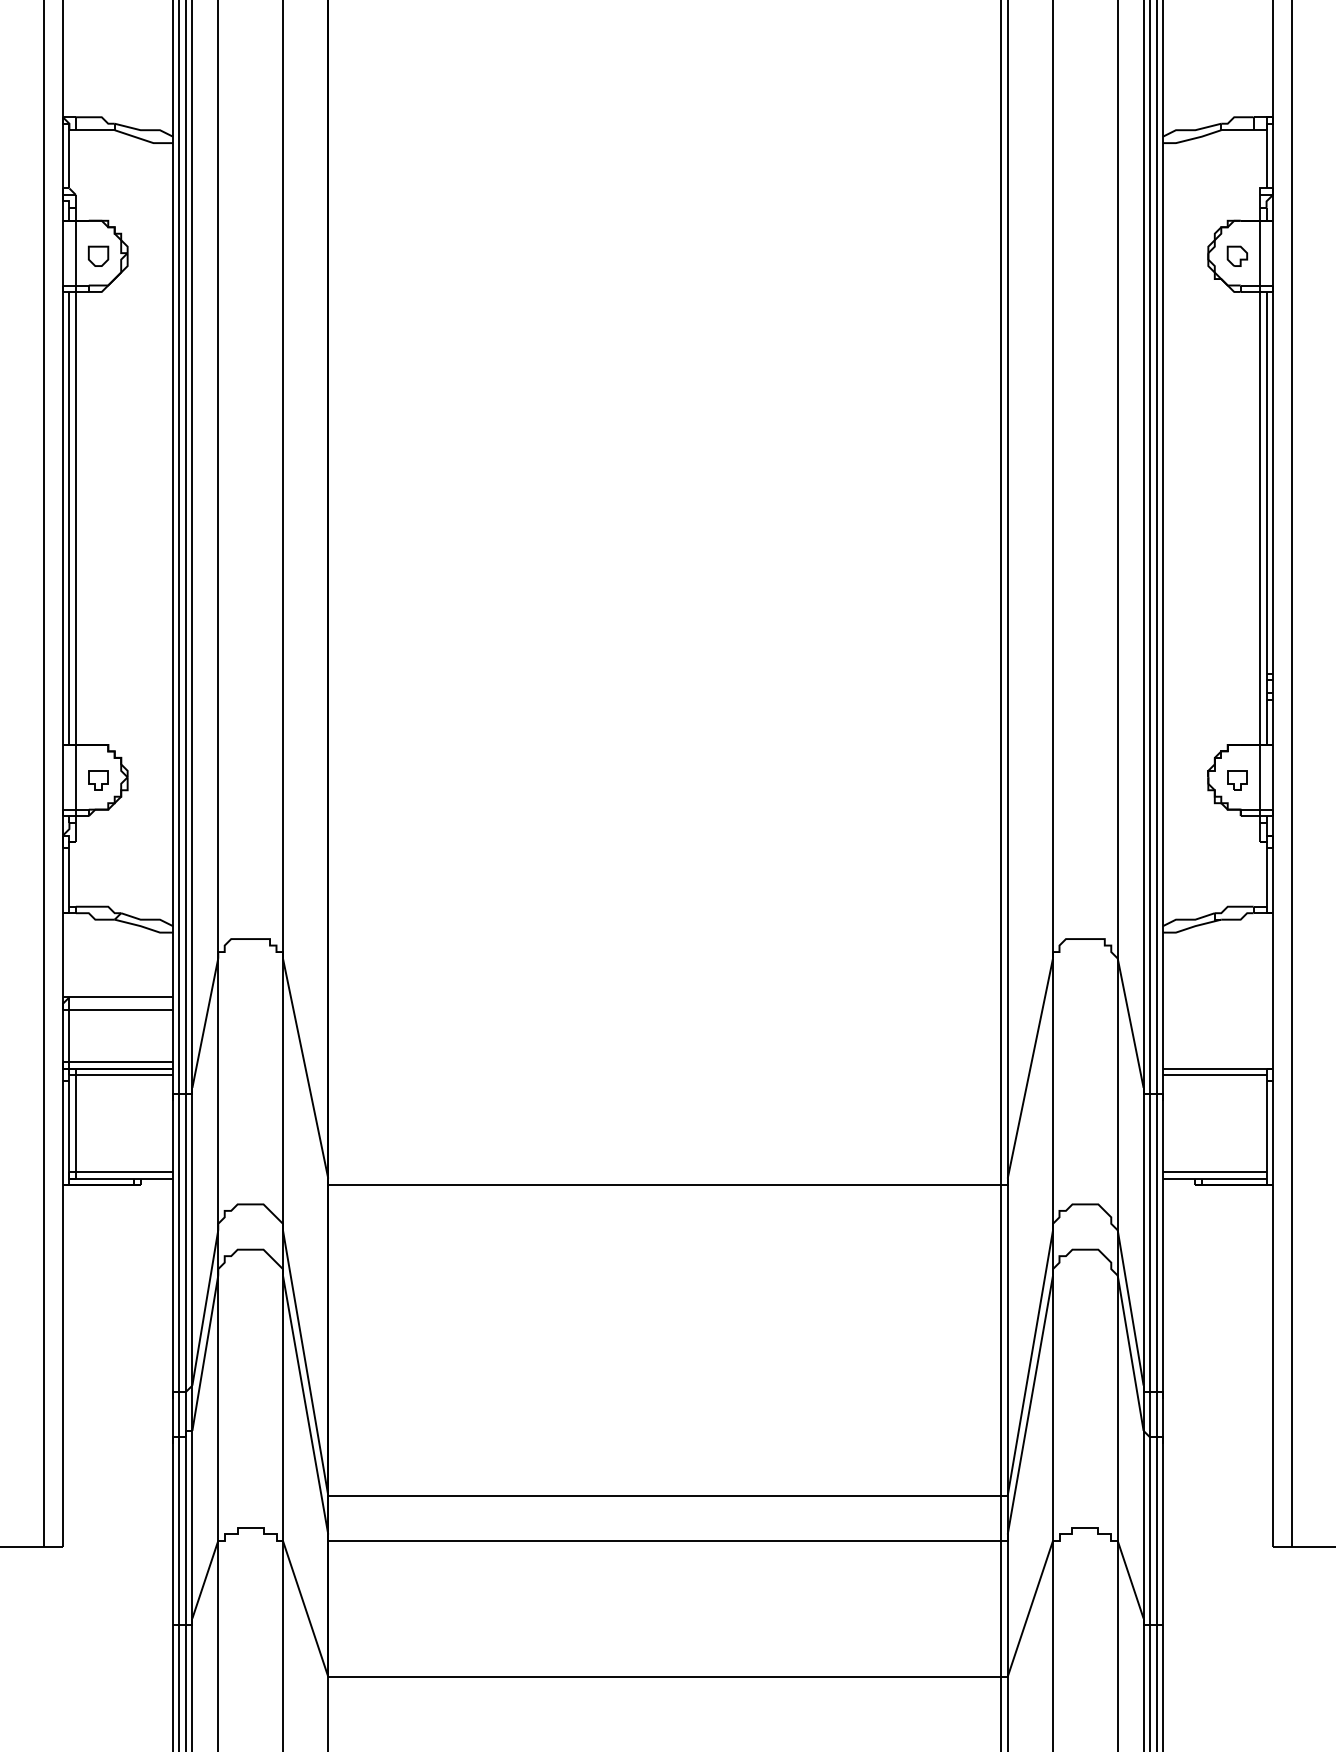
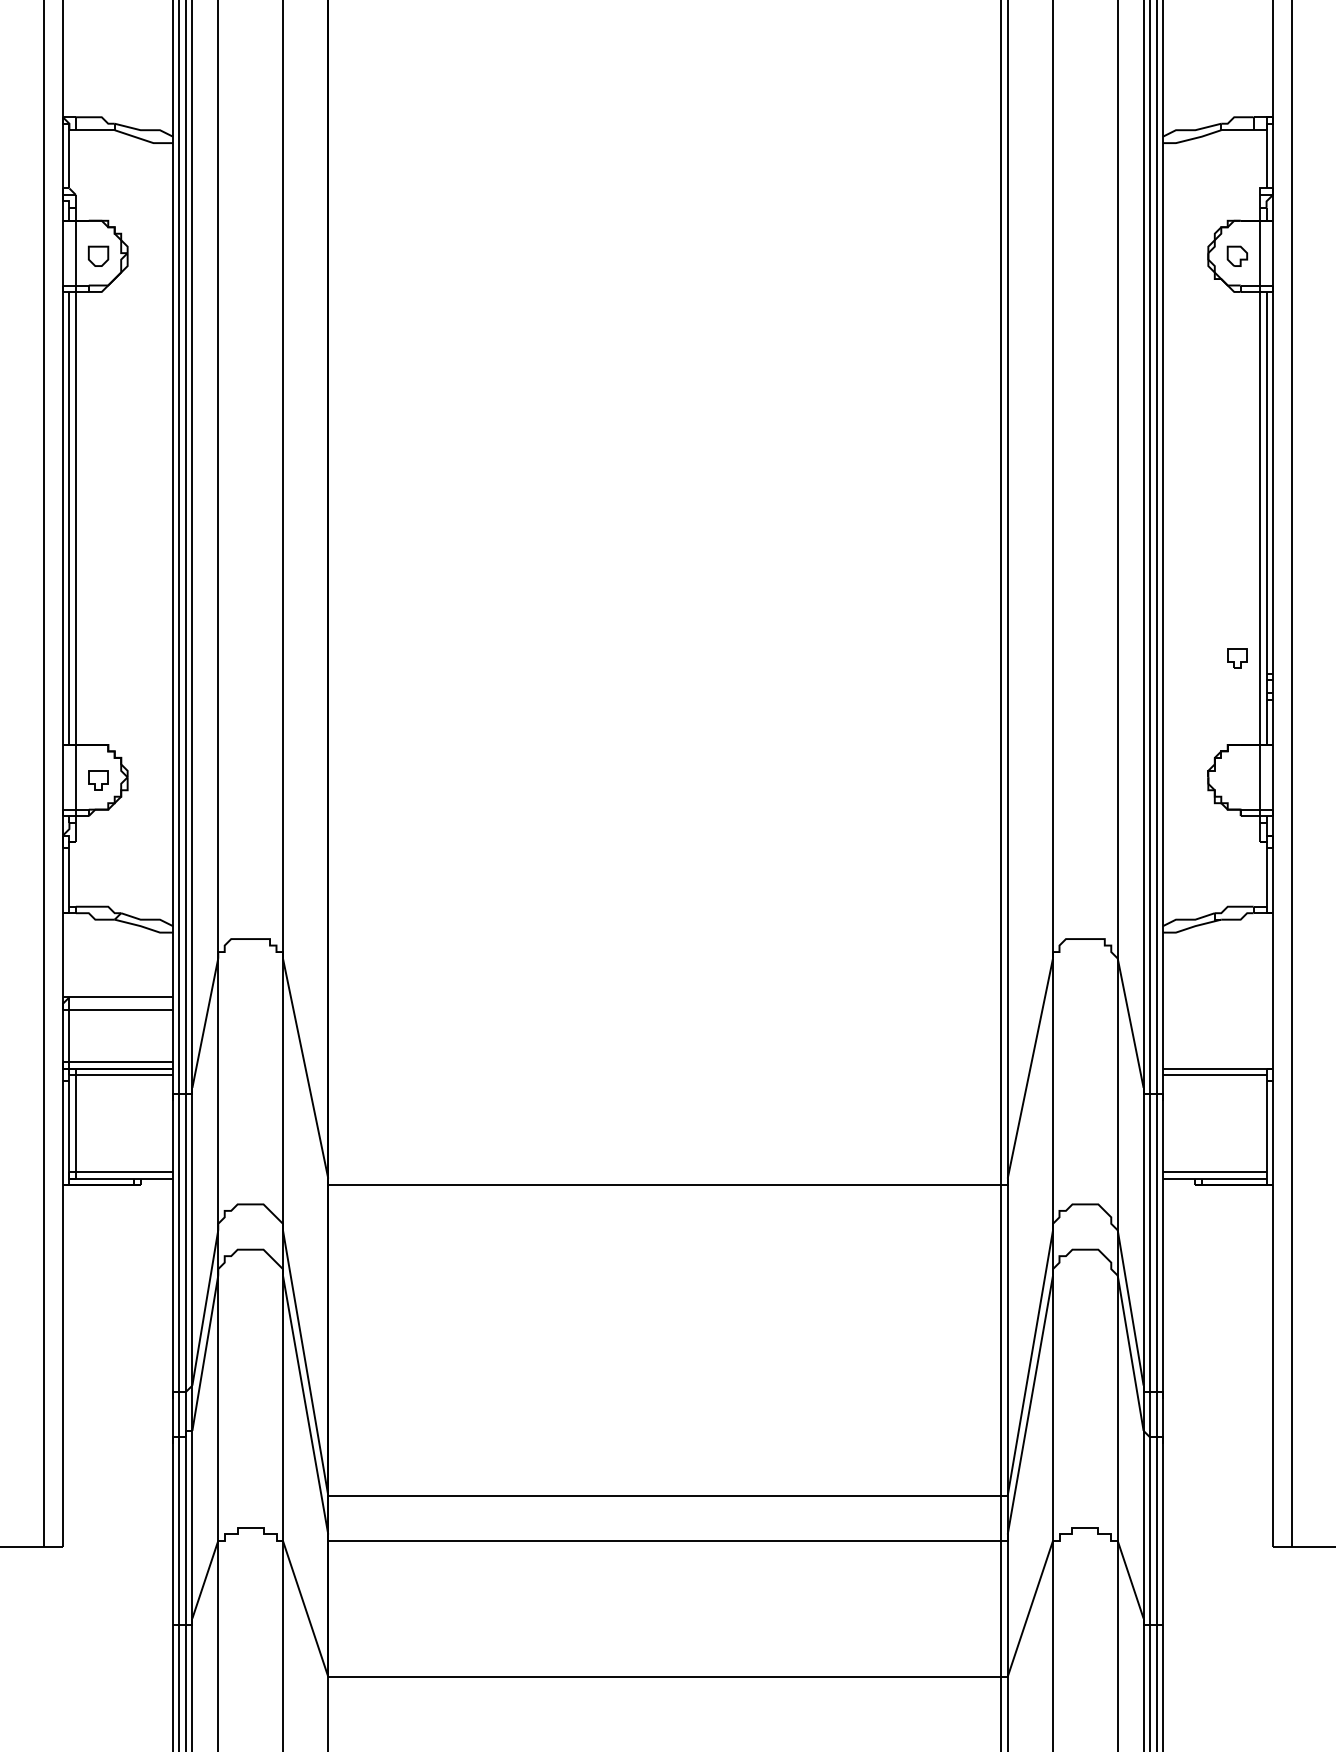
part position: (1237, 780) -> (1237, 658) (1237, 658)
